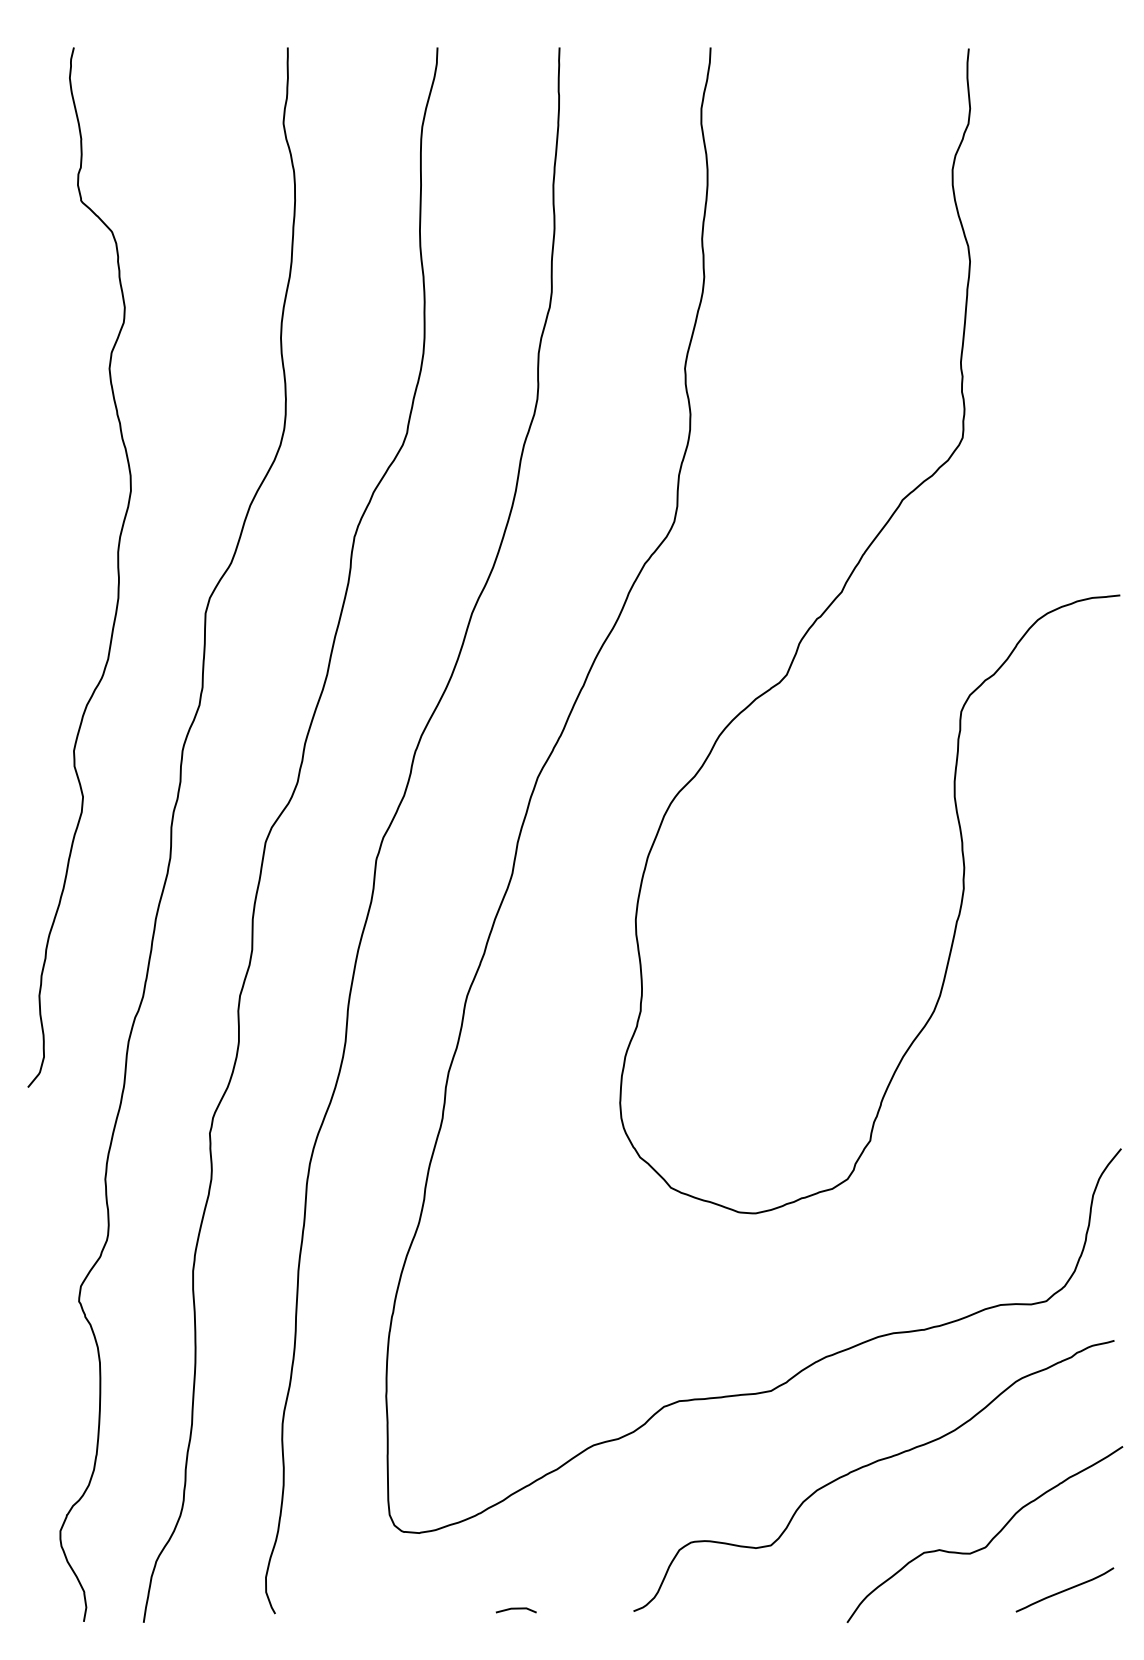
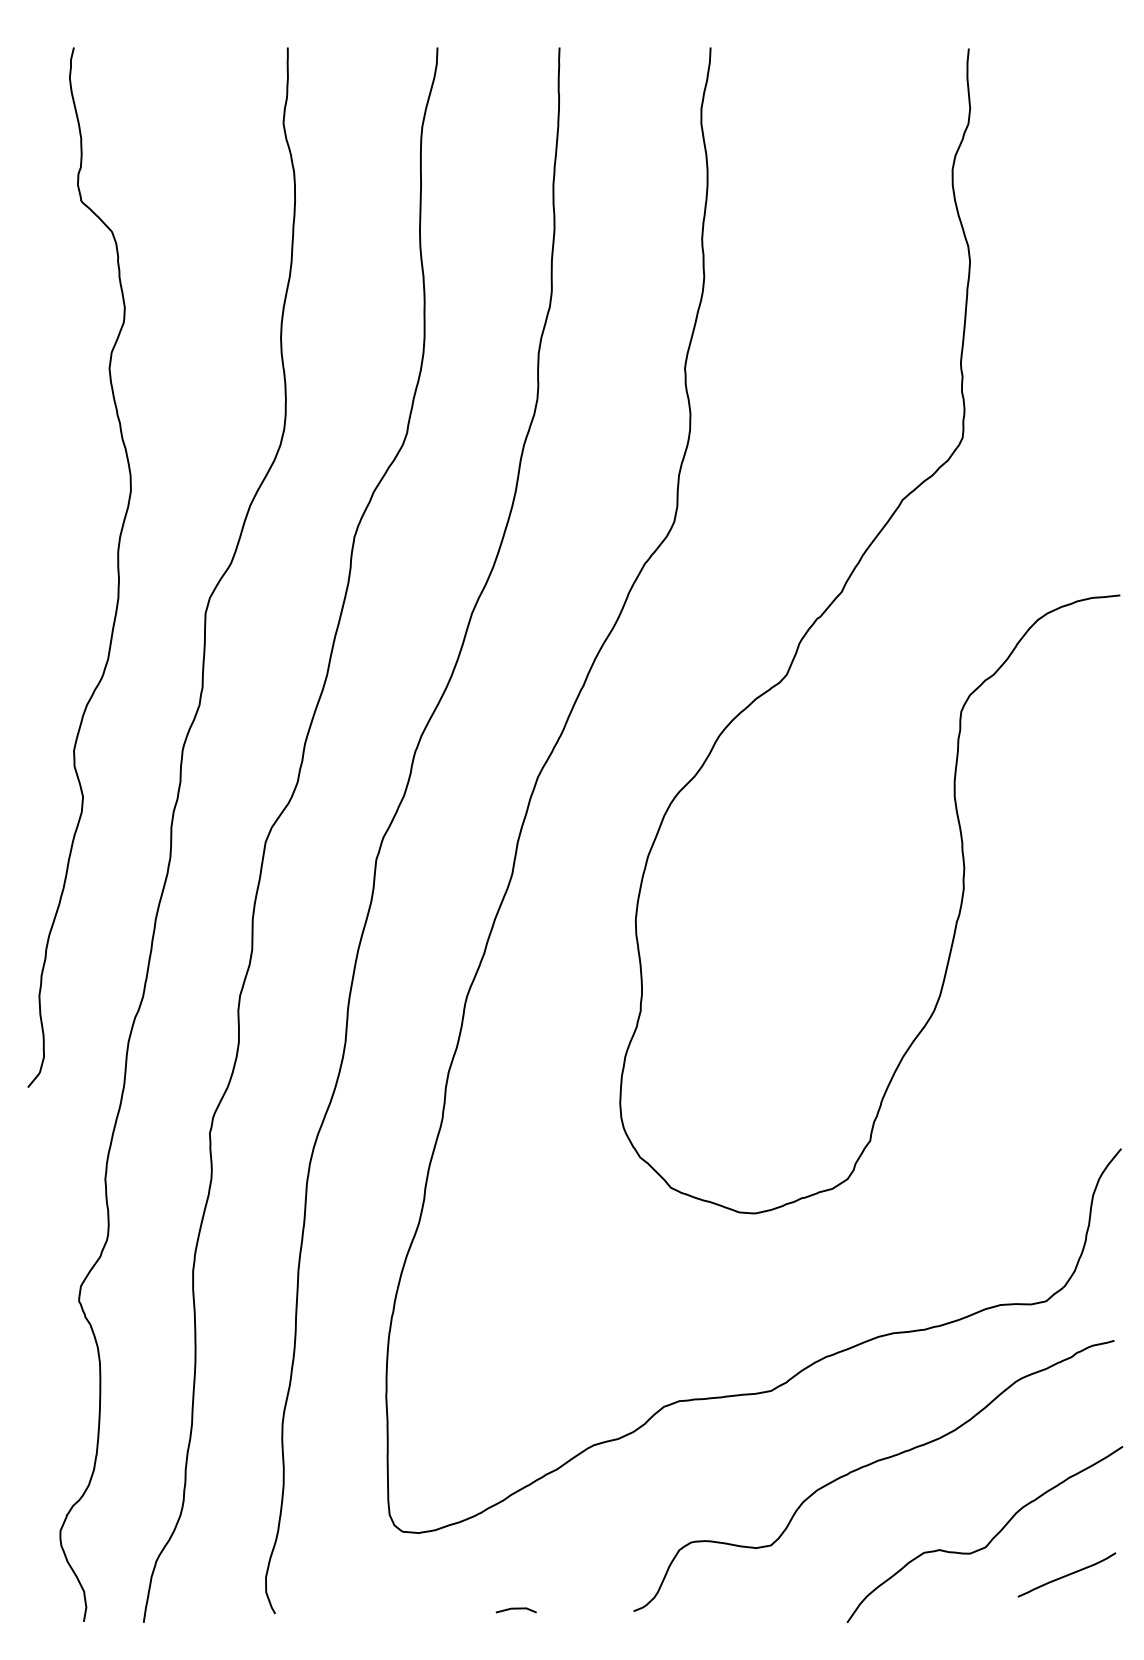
curve position: (1064, 1589) -> (1066, 1574) (1066, 1574)
